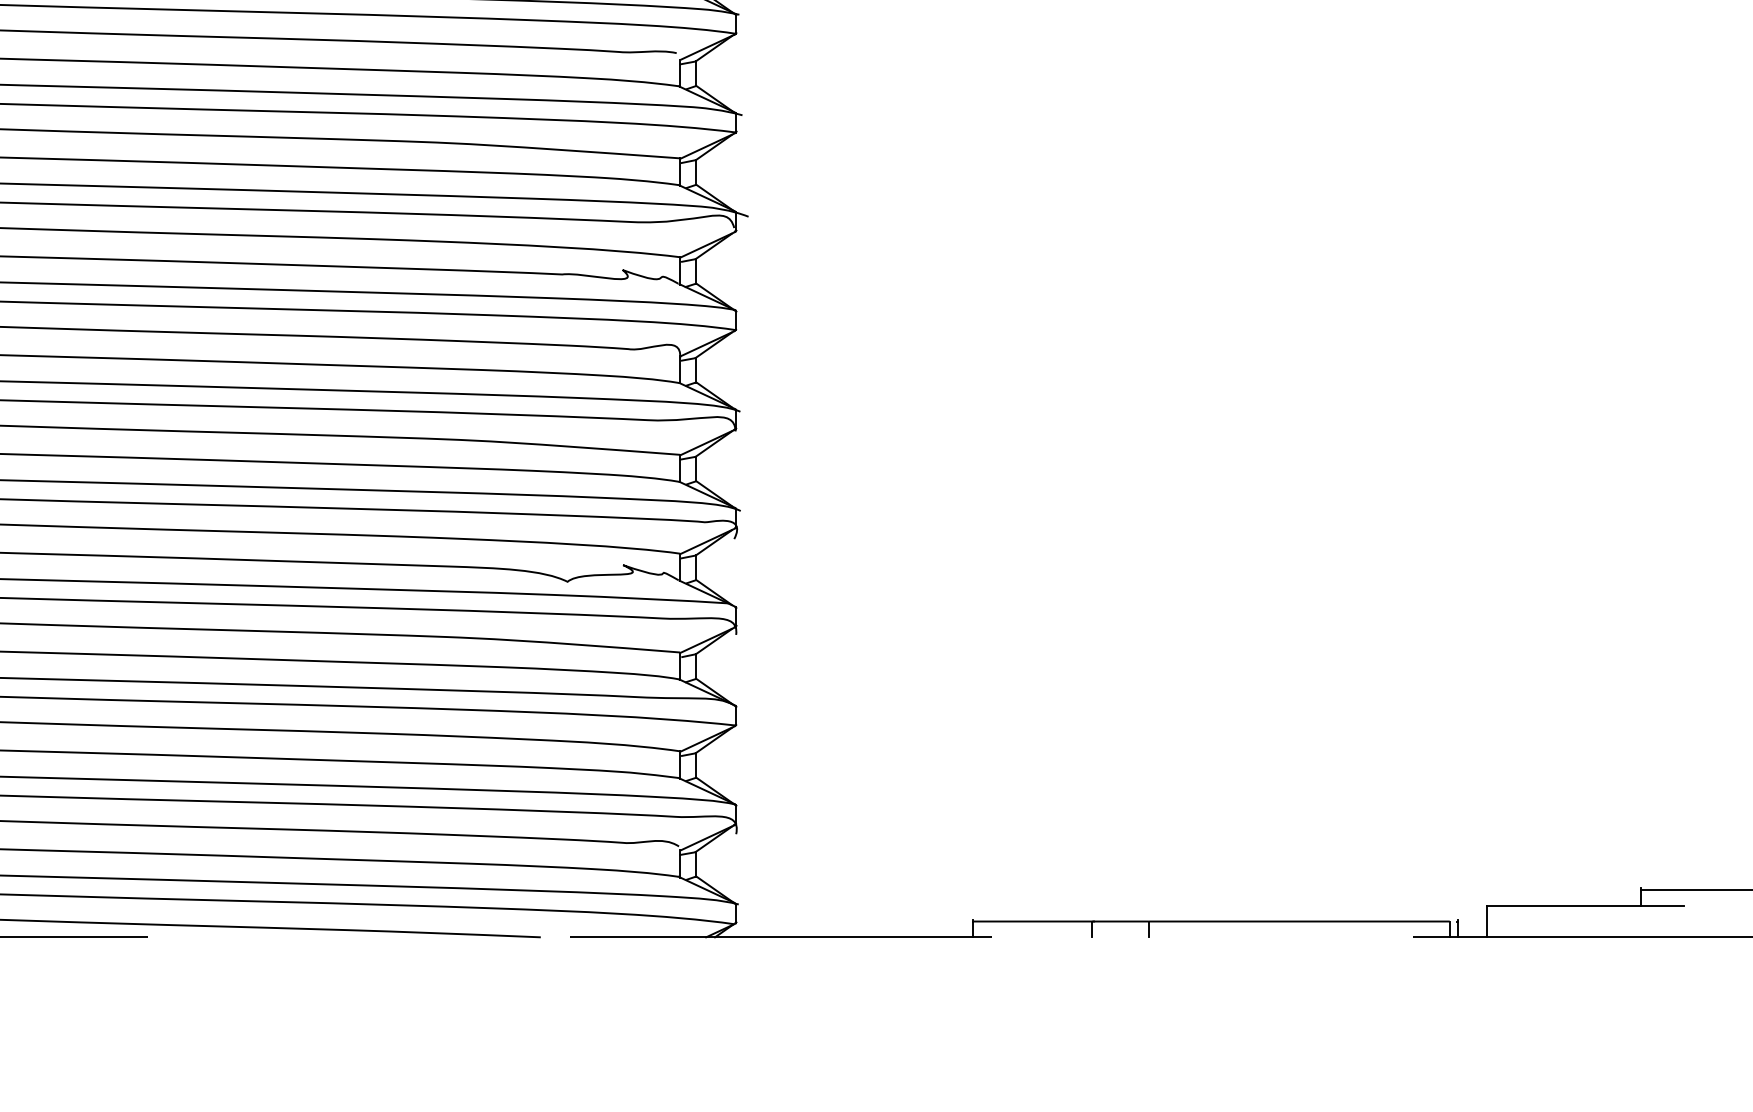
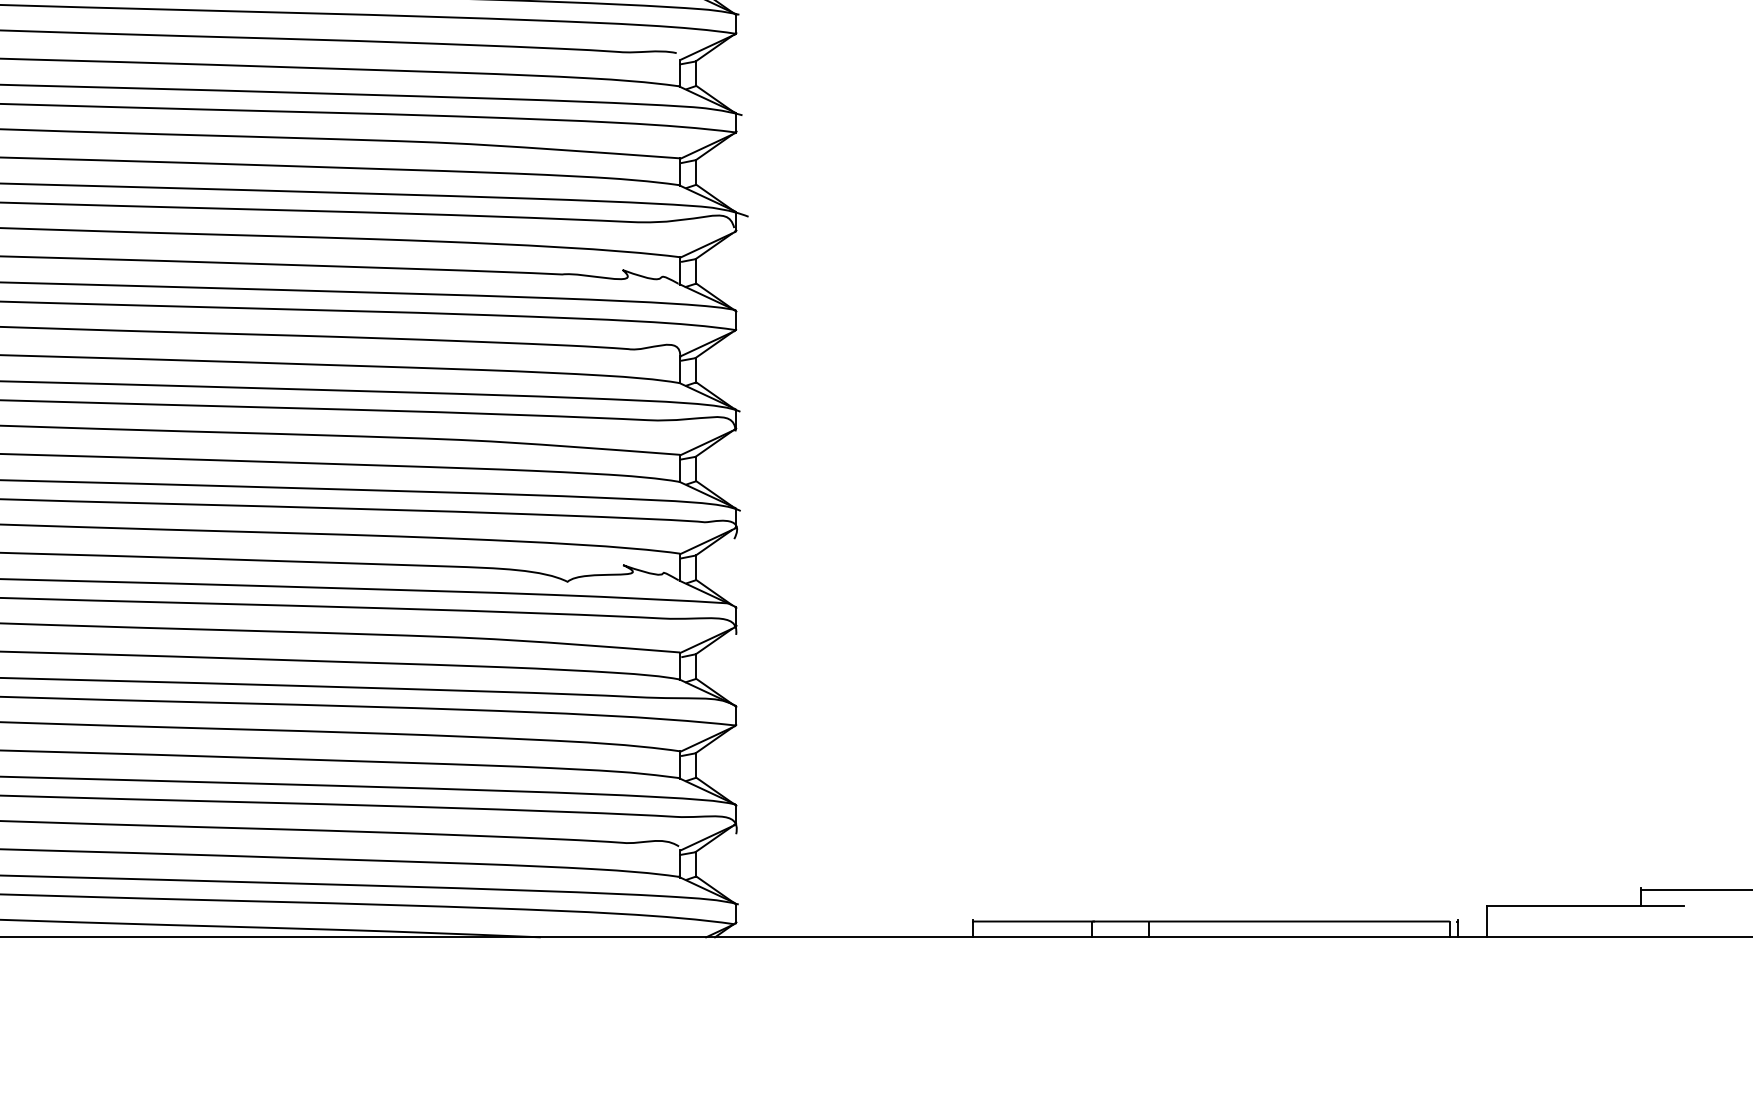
line: dashed -> solid (876, 937)
